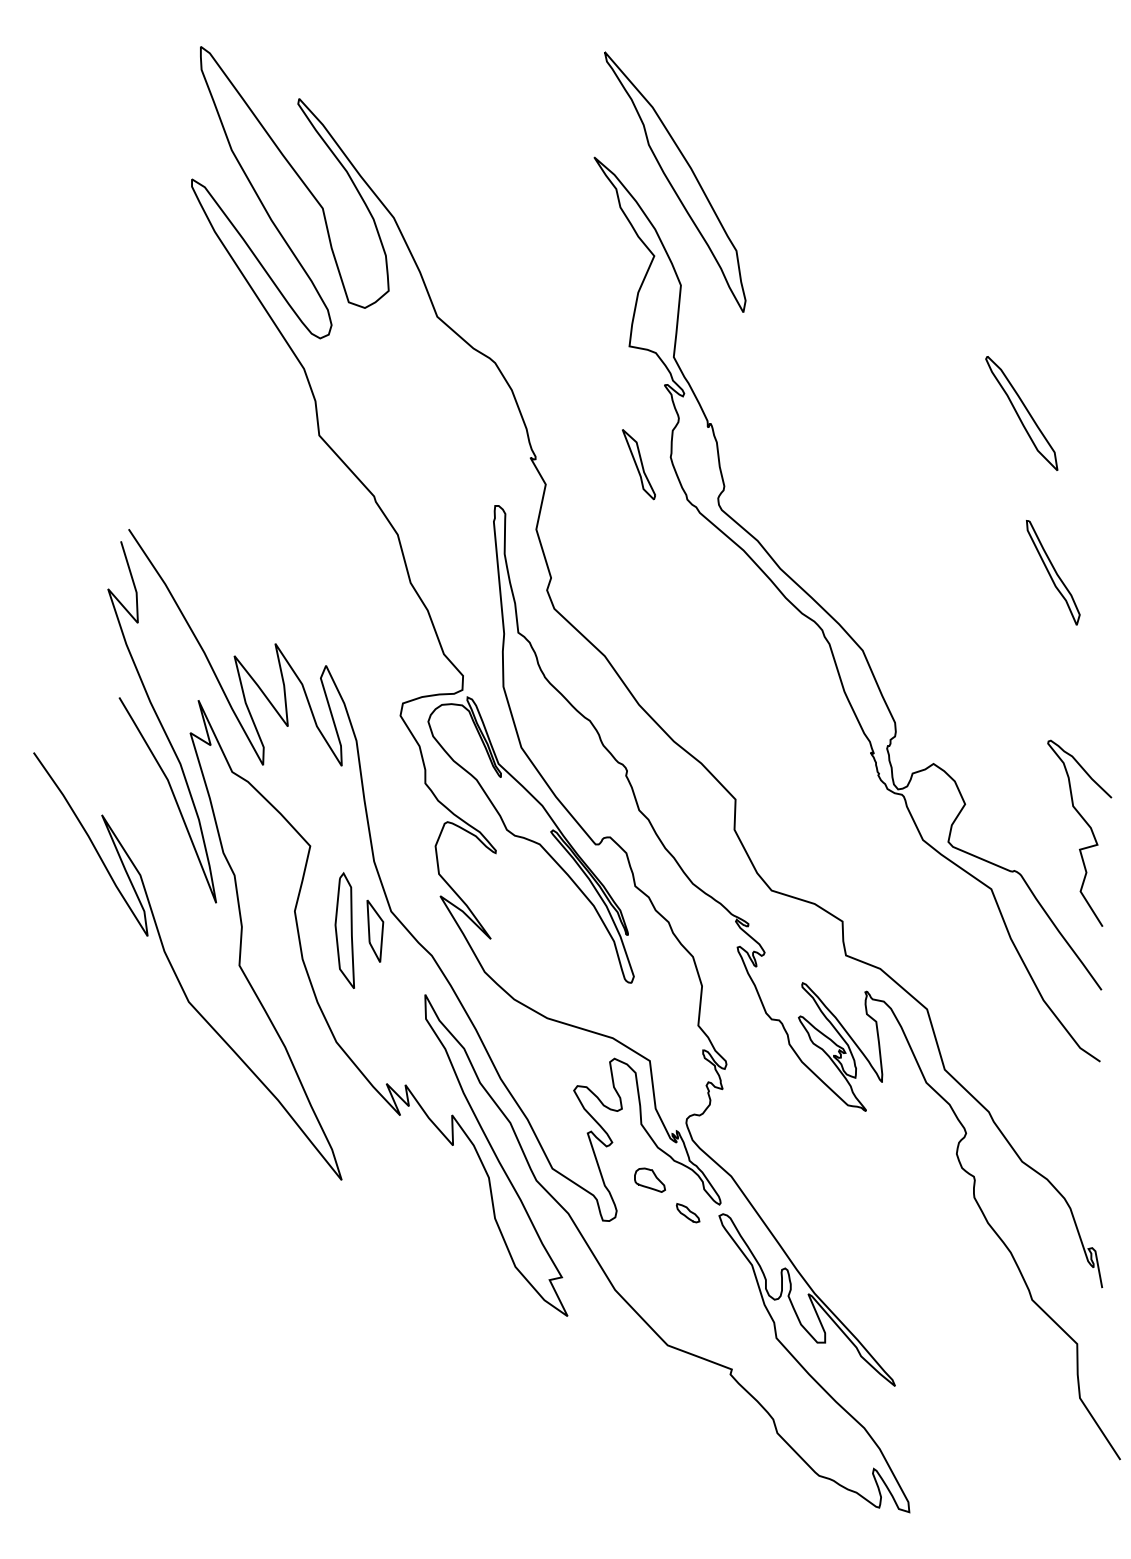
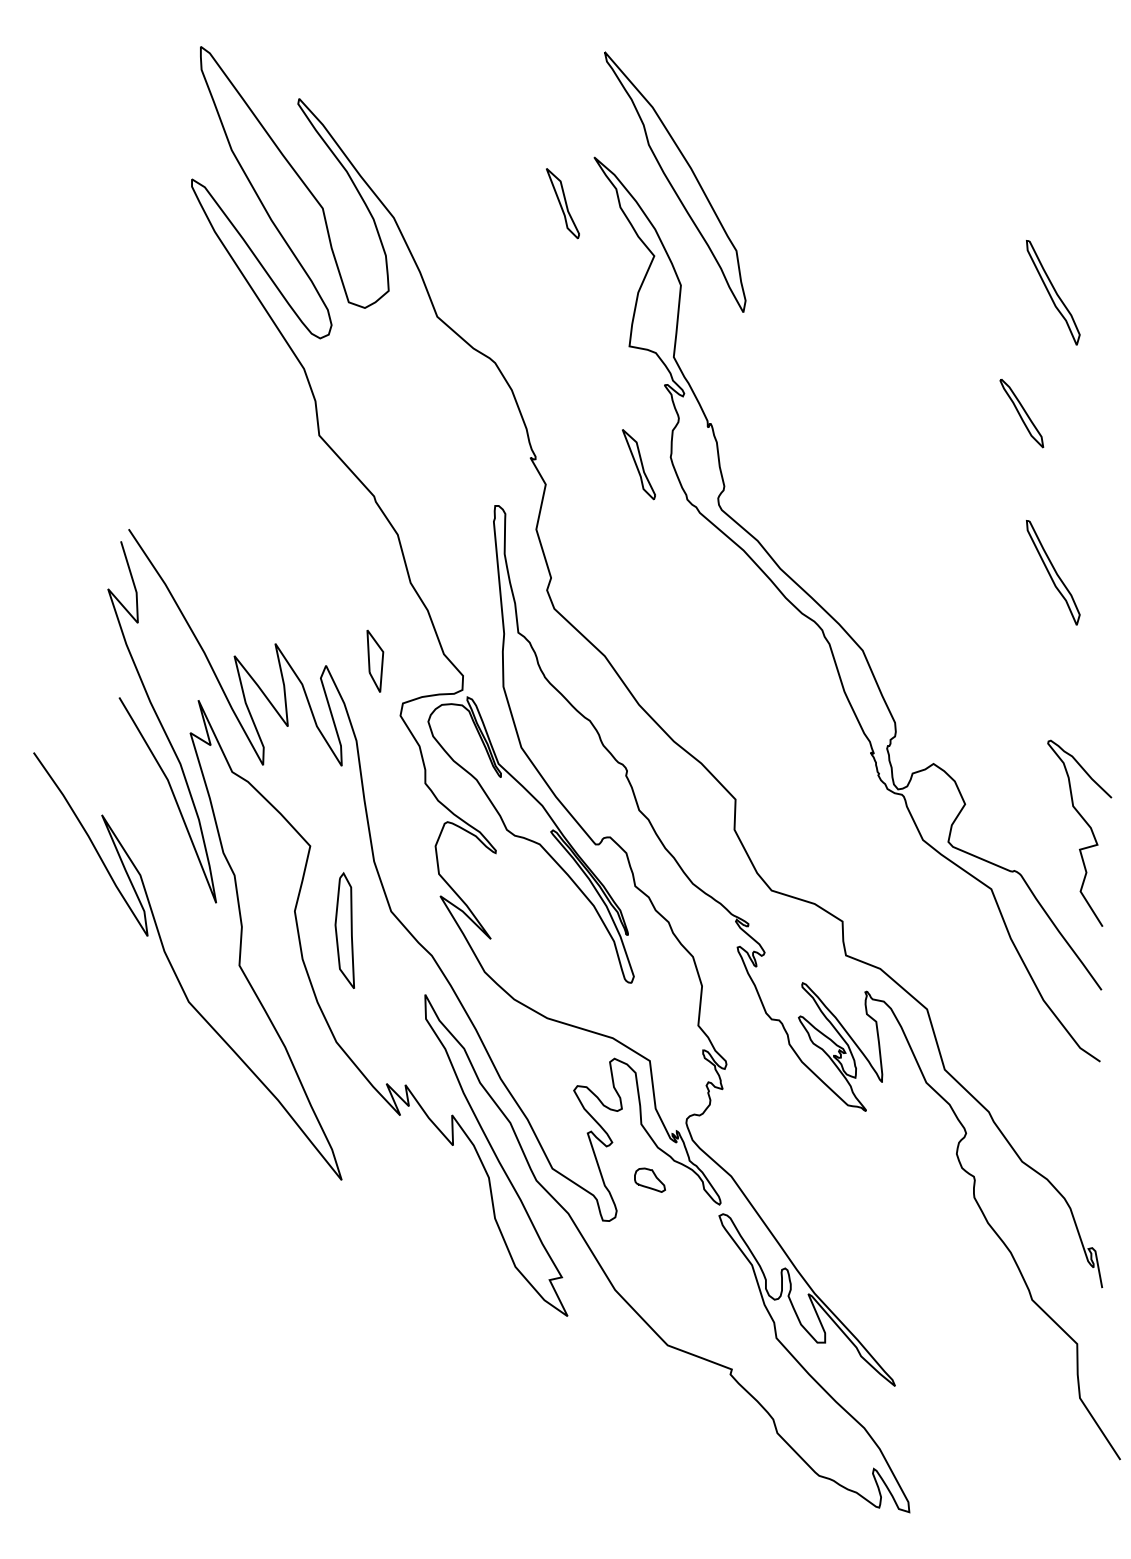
part: none -> present (562, 203)
part: none -> present (1053, 292)
part size: 74x115 px -> 46x70 px (1021, 413)
part position: (375, 930) -> (375, 660) (375, 660)
part: present -> none (688, 1213)
